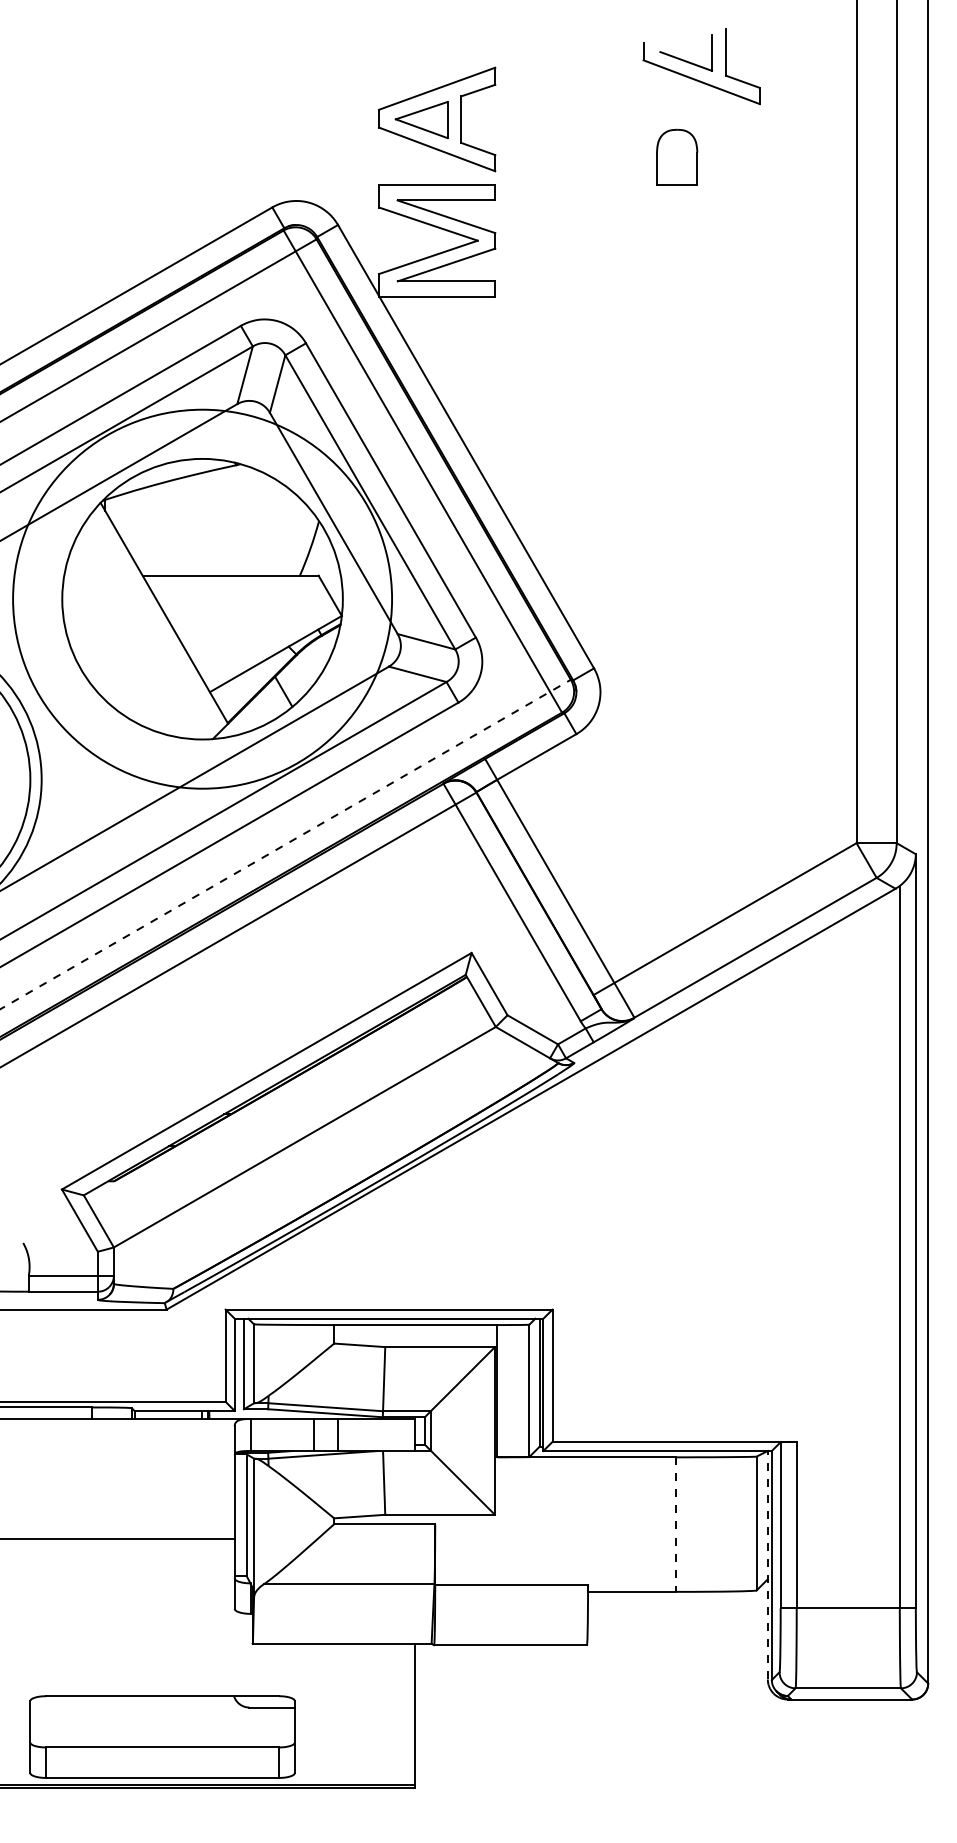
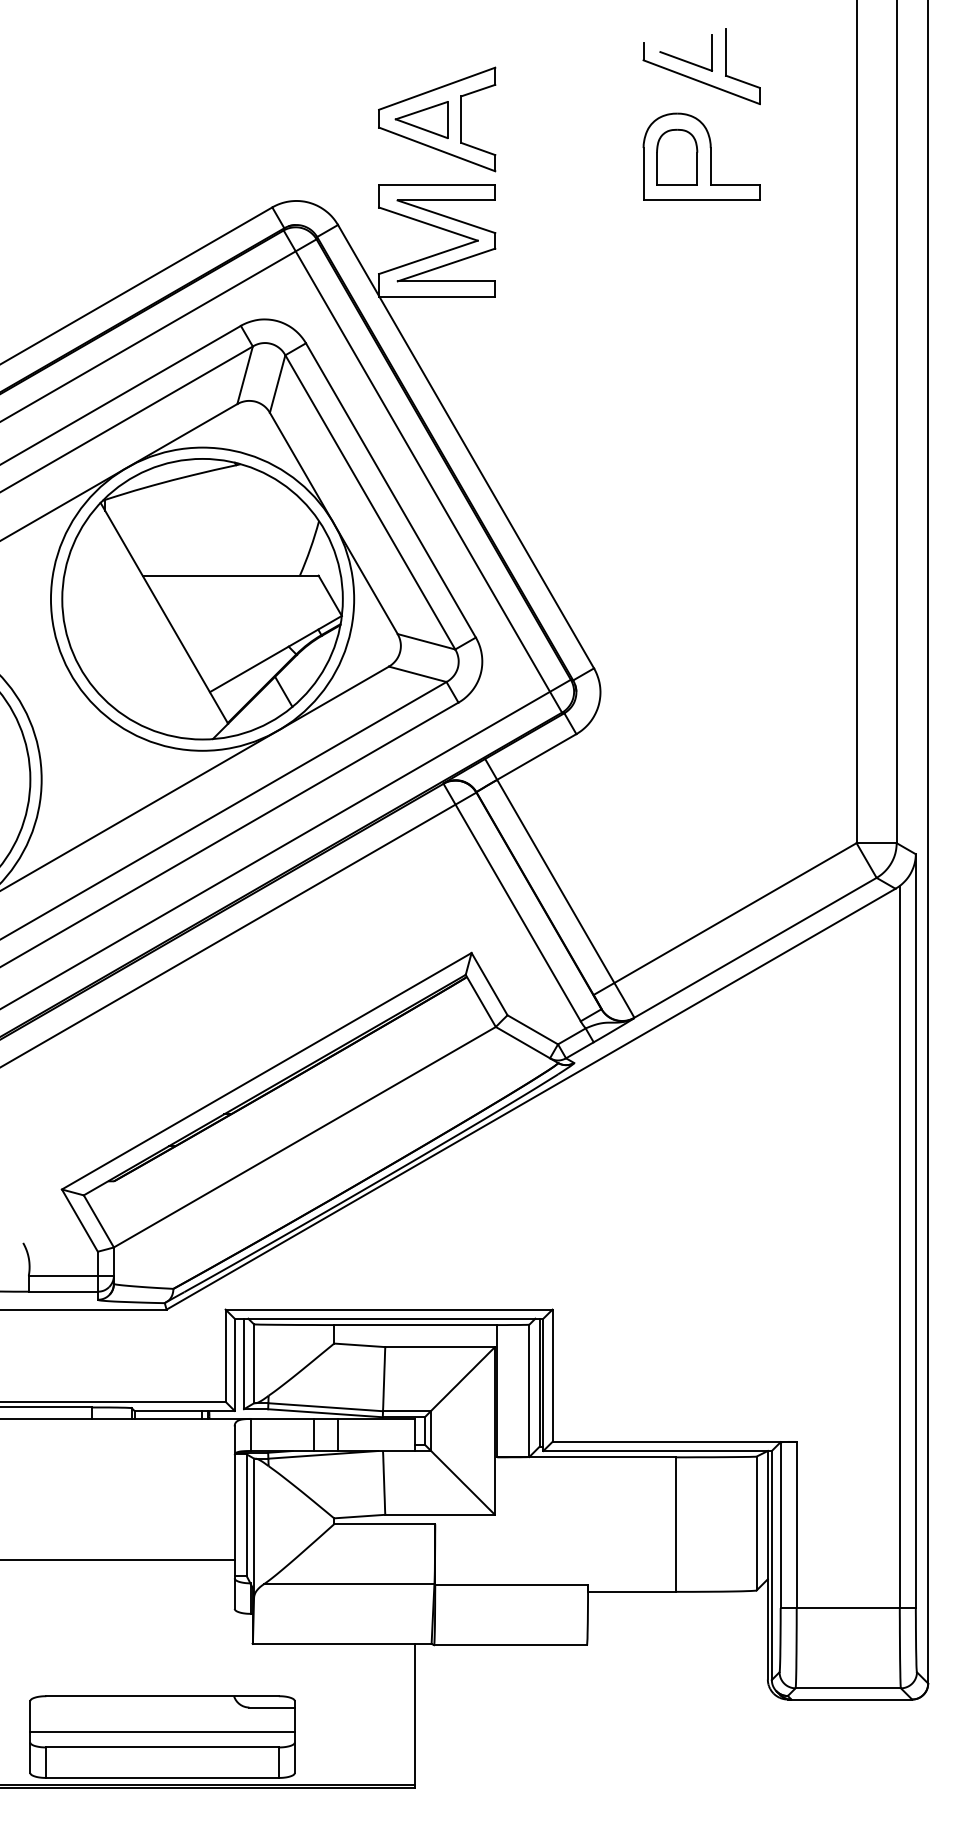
part: none -> present (701, 156)
circle diameter: 379 px -> 303 px (202, 598)
line: dashed -> solid (286, 844)
line: dashed -> solid (676, 1525)
line position: (118, 1538) -> (118, 1559) (118, 1559)
line: dashed -> solid (767, 1564)
line: none -> present (162, 1731)
